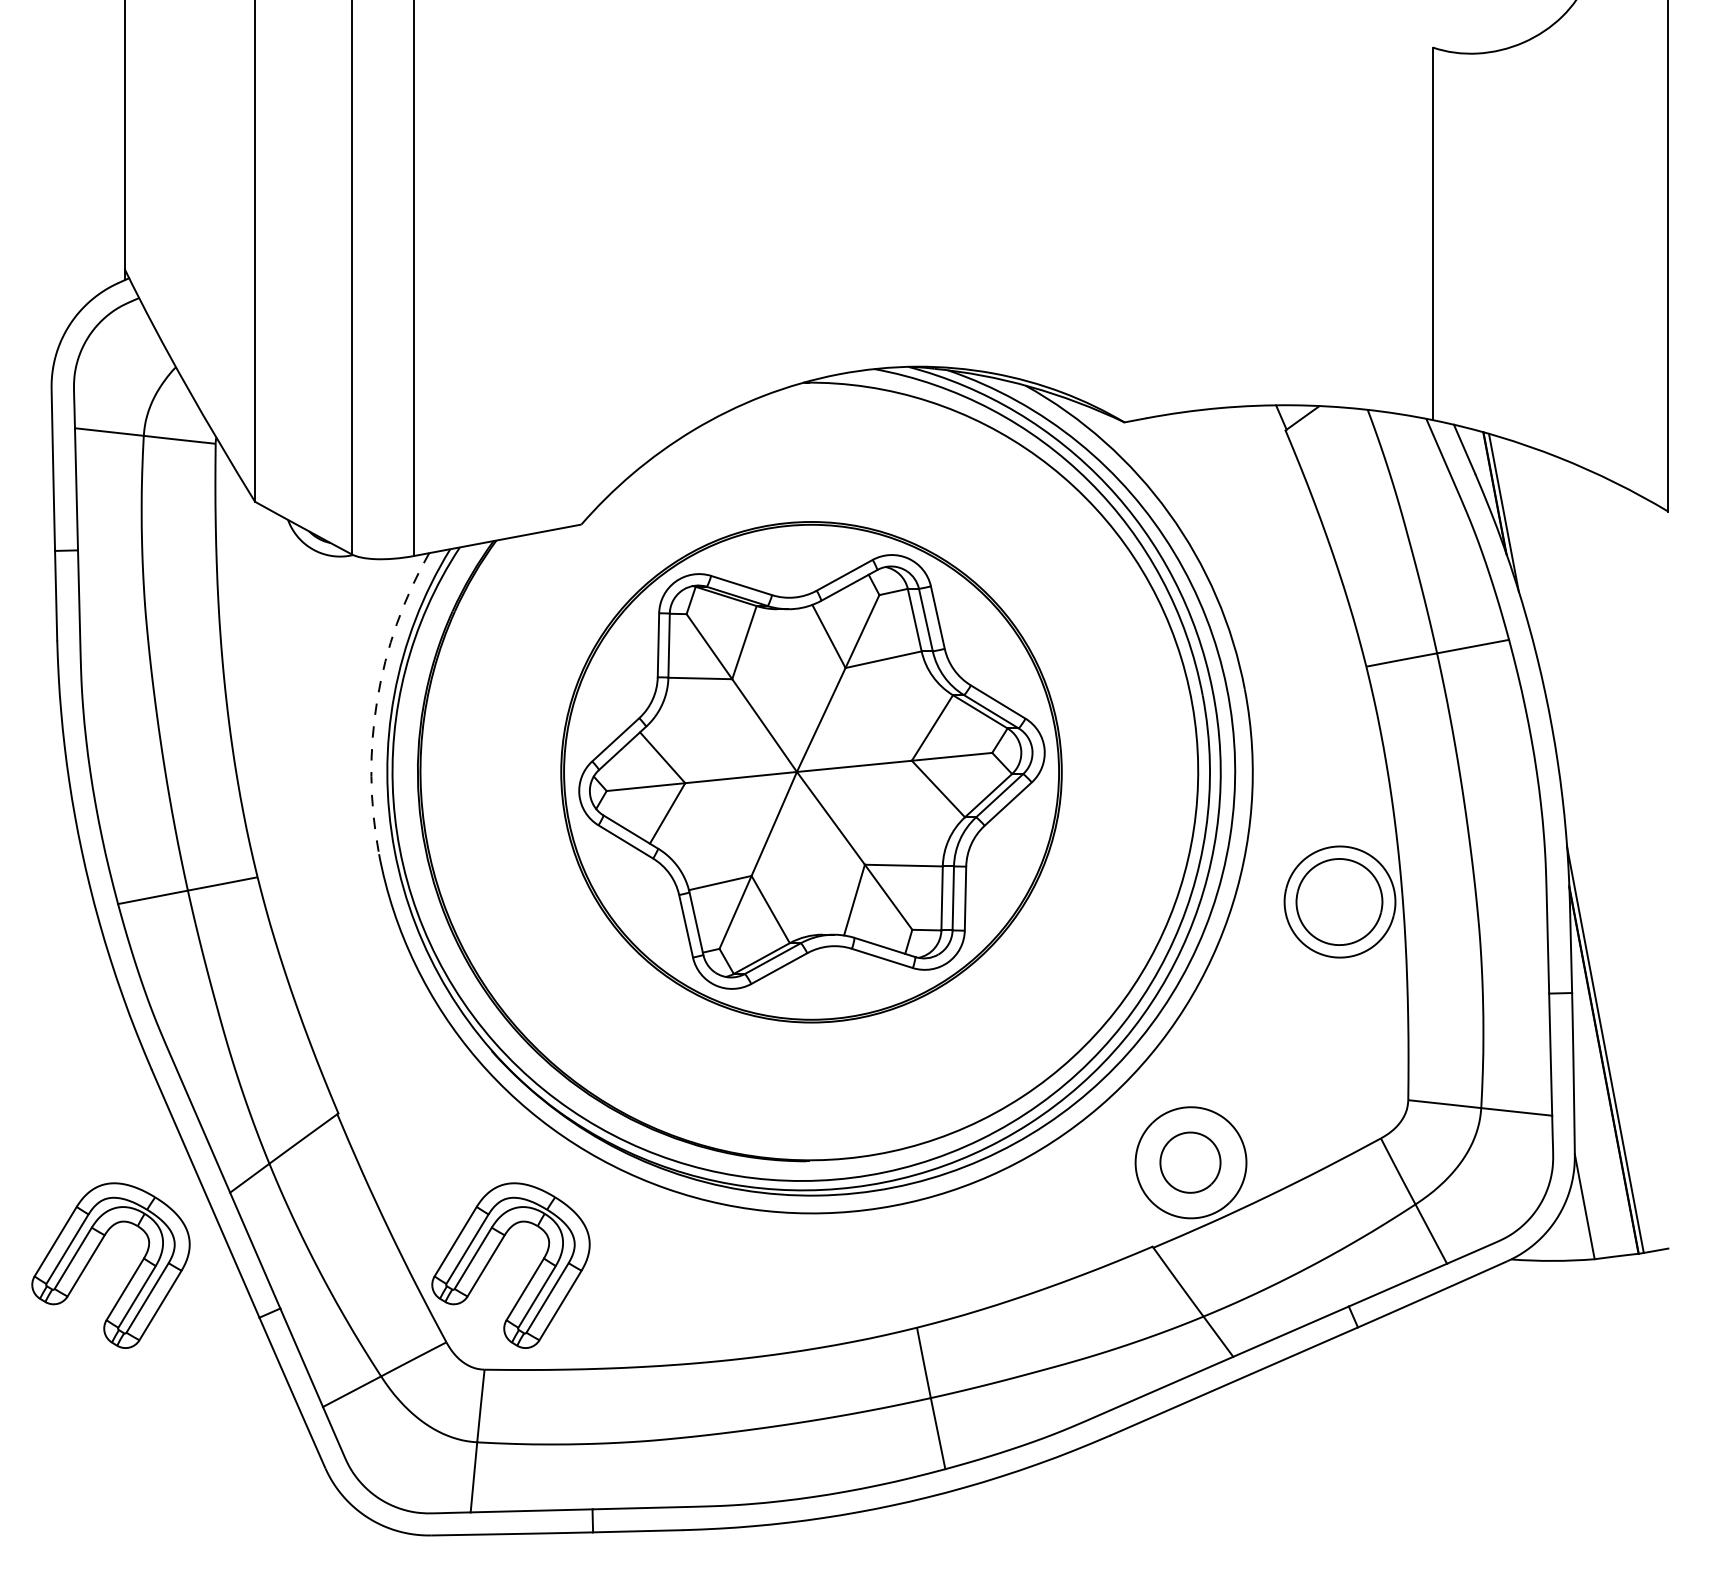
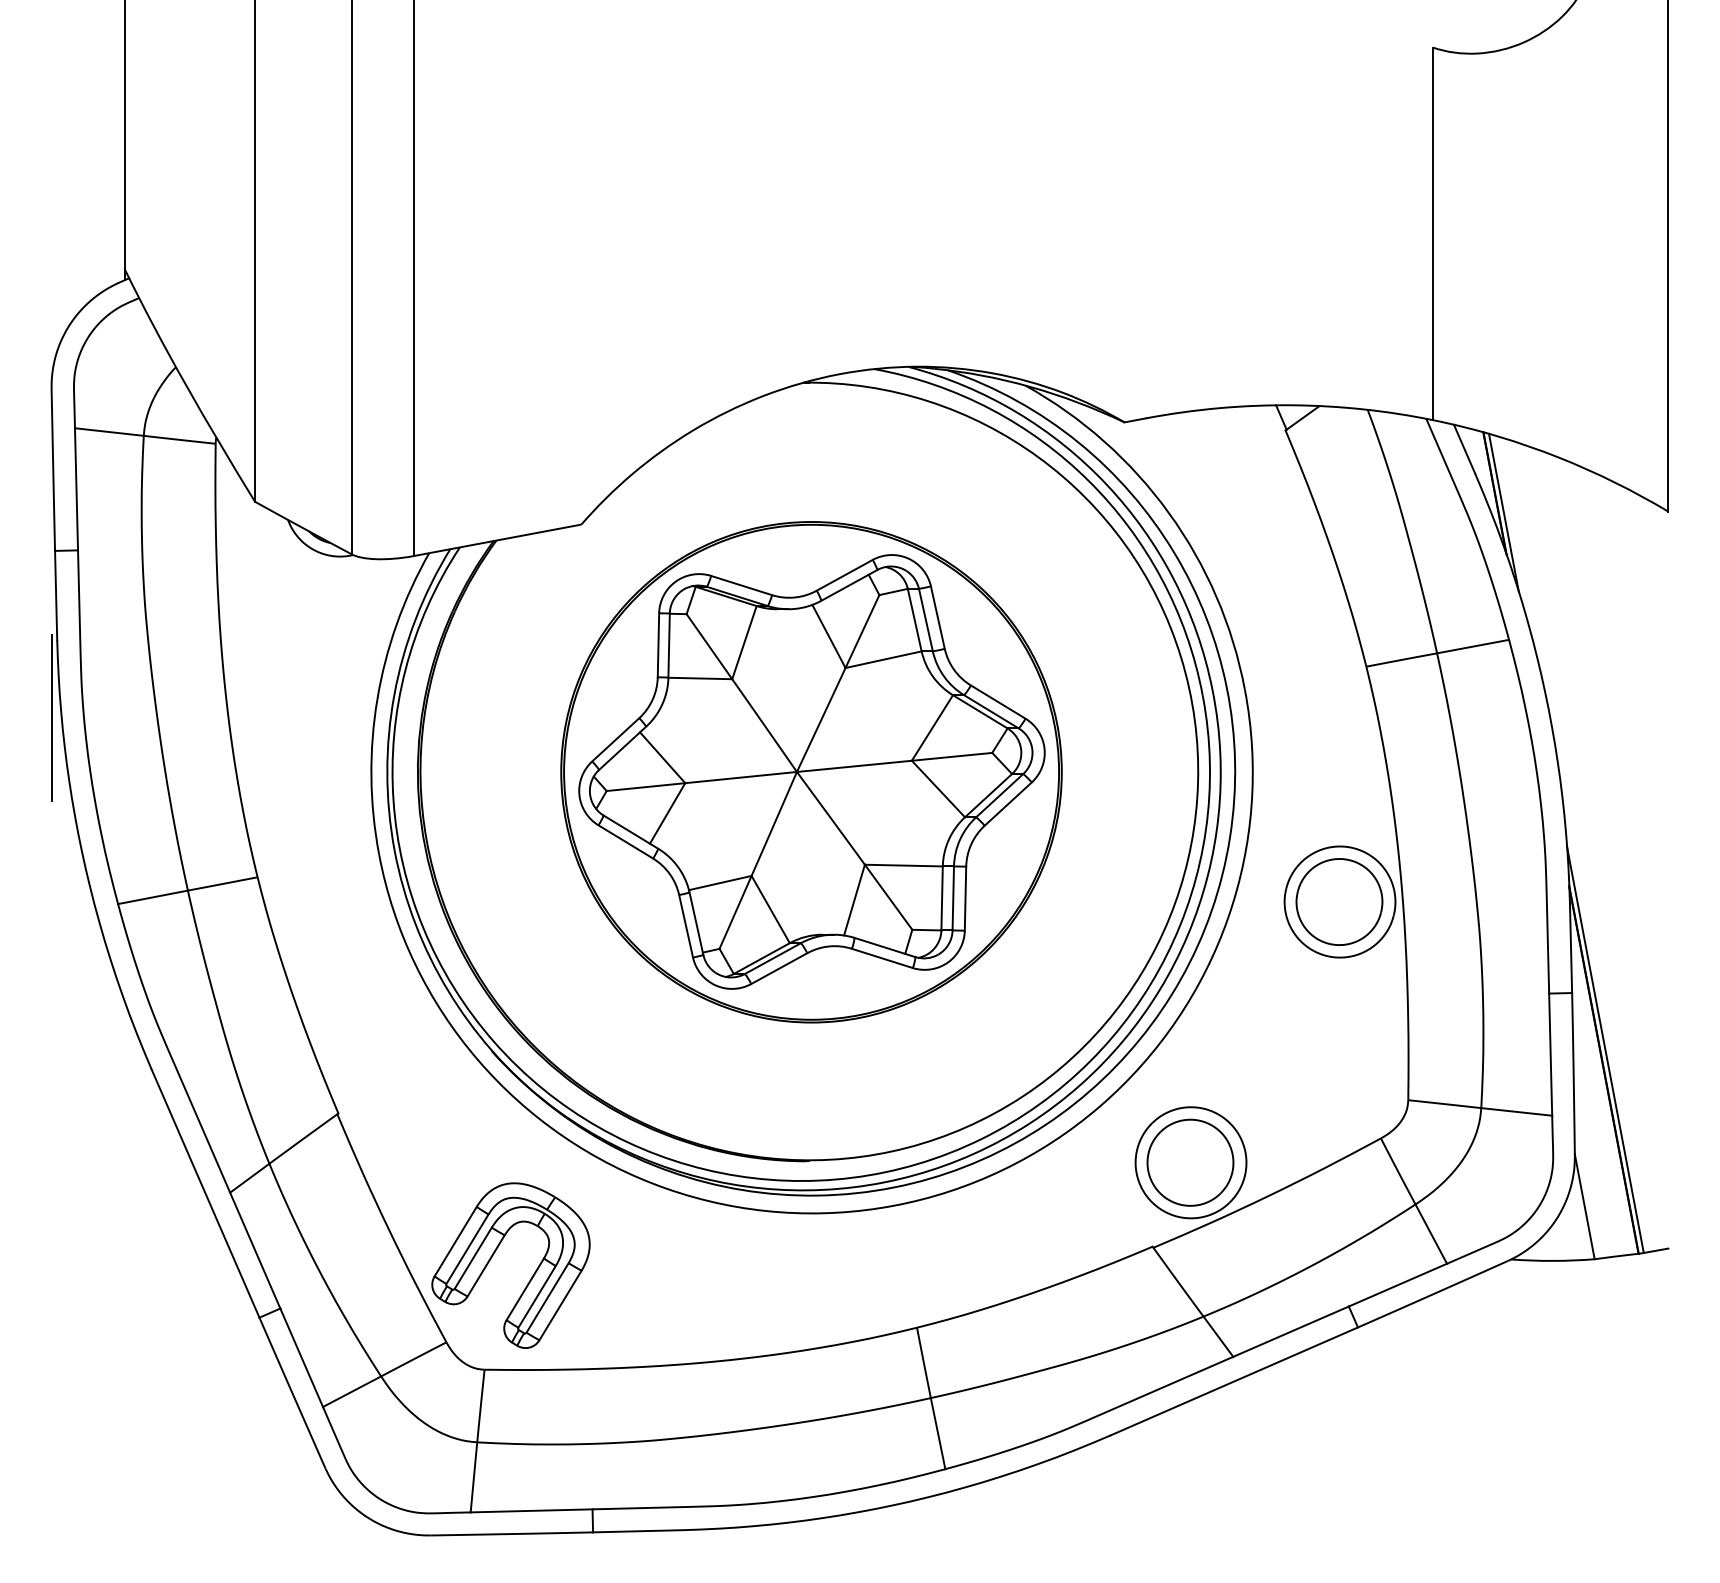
arc: dashed -> solid (377, 699)
line: none -> present (51, 718)
part size: 63x63 px -> 89x89 px (1190, 1162)
part: present -> none (94, 1254)
